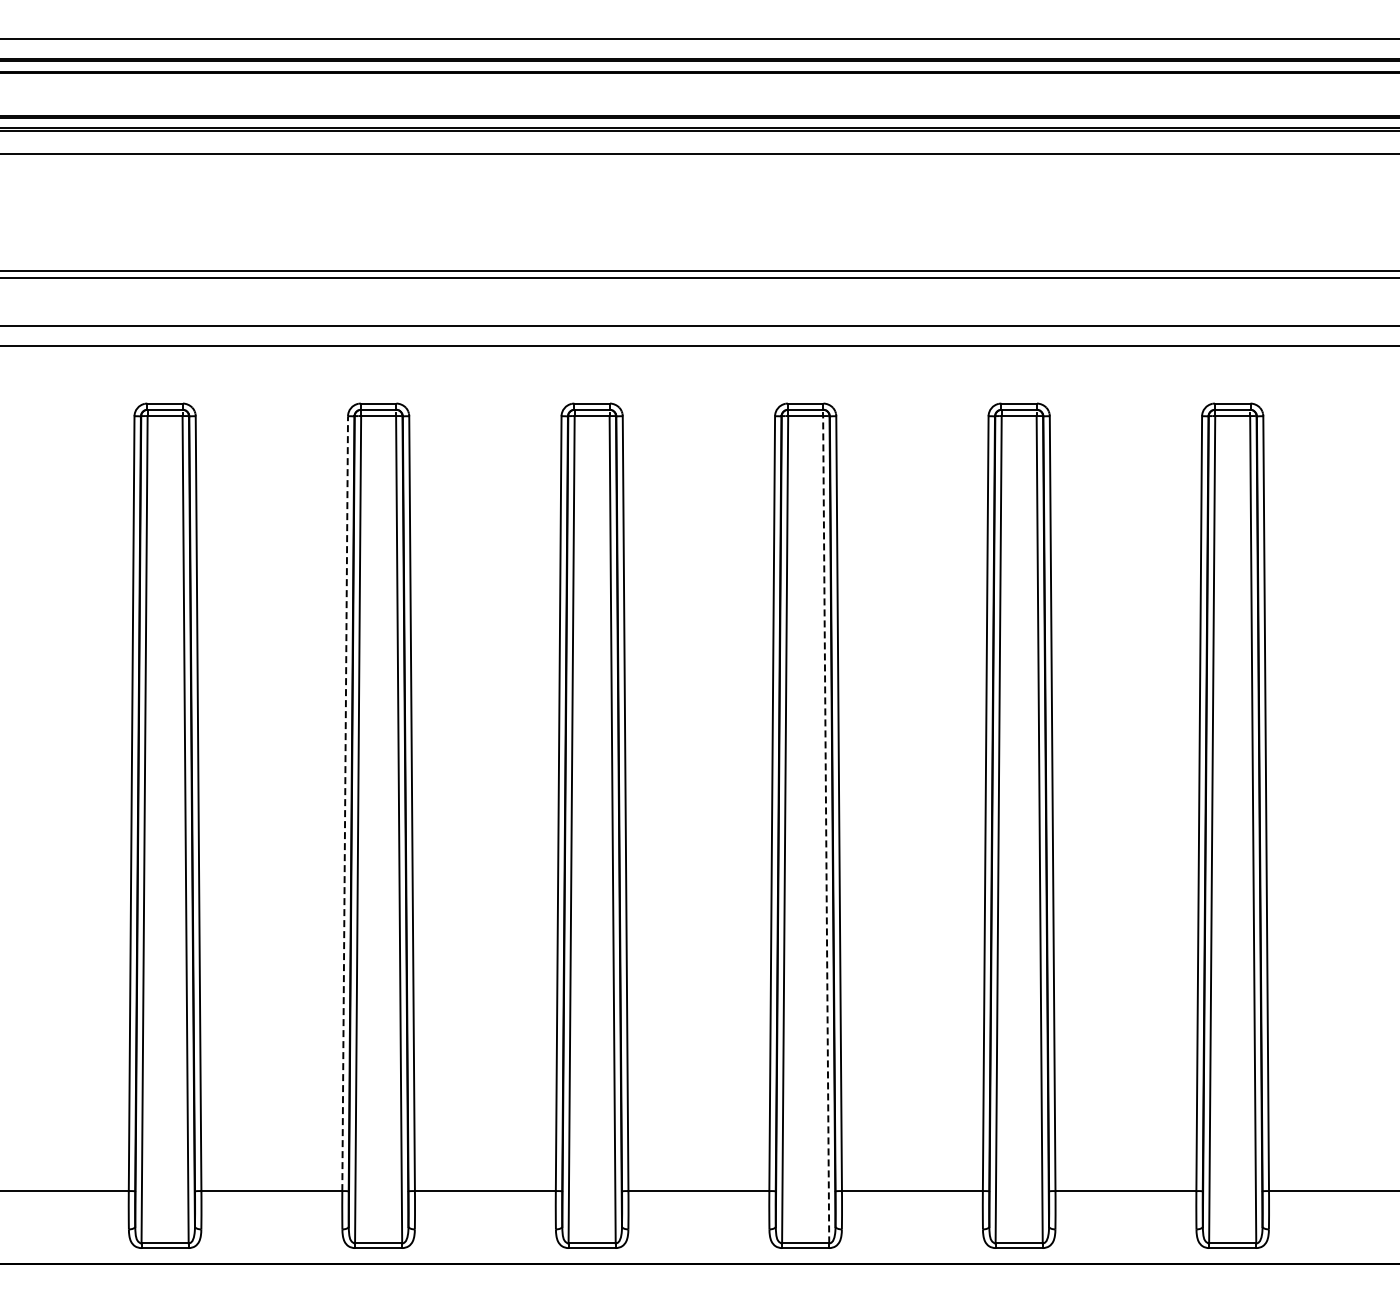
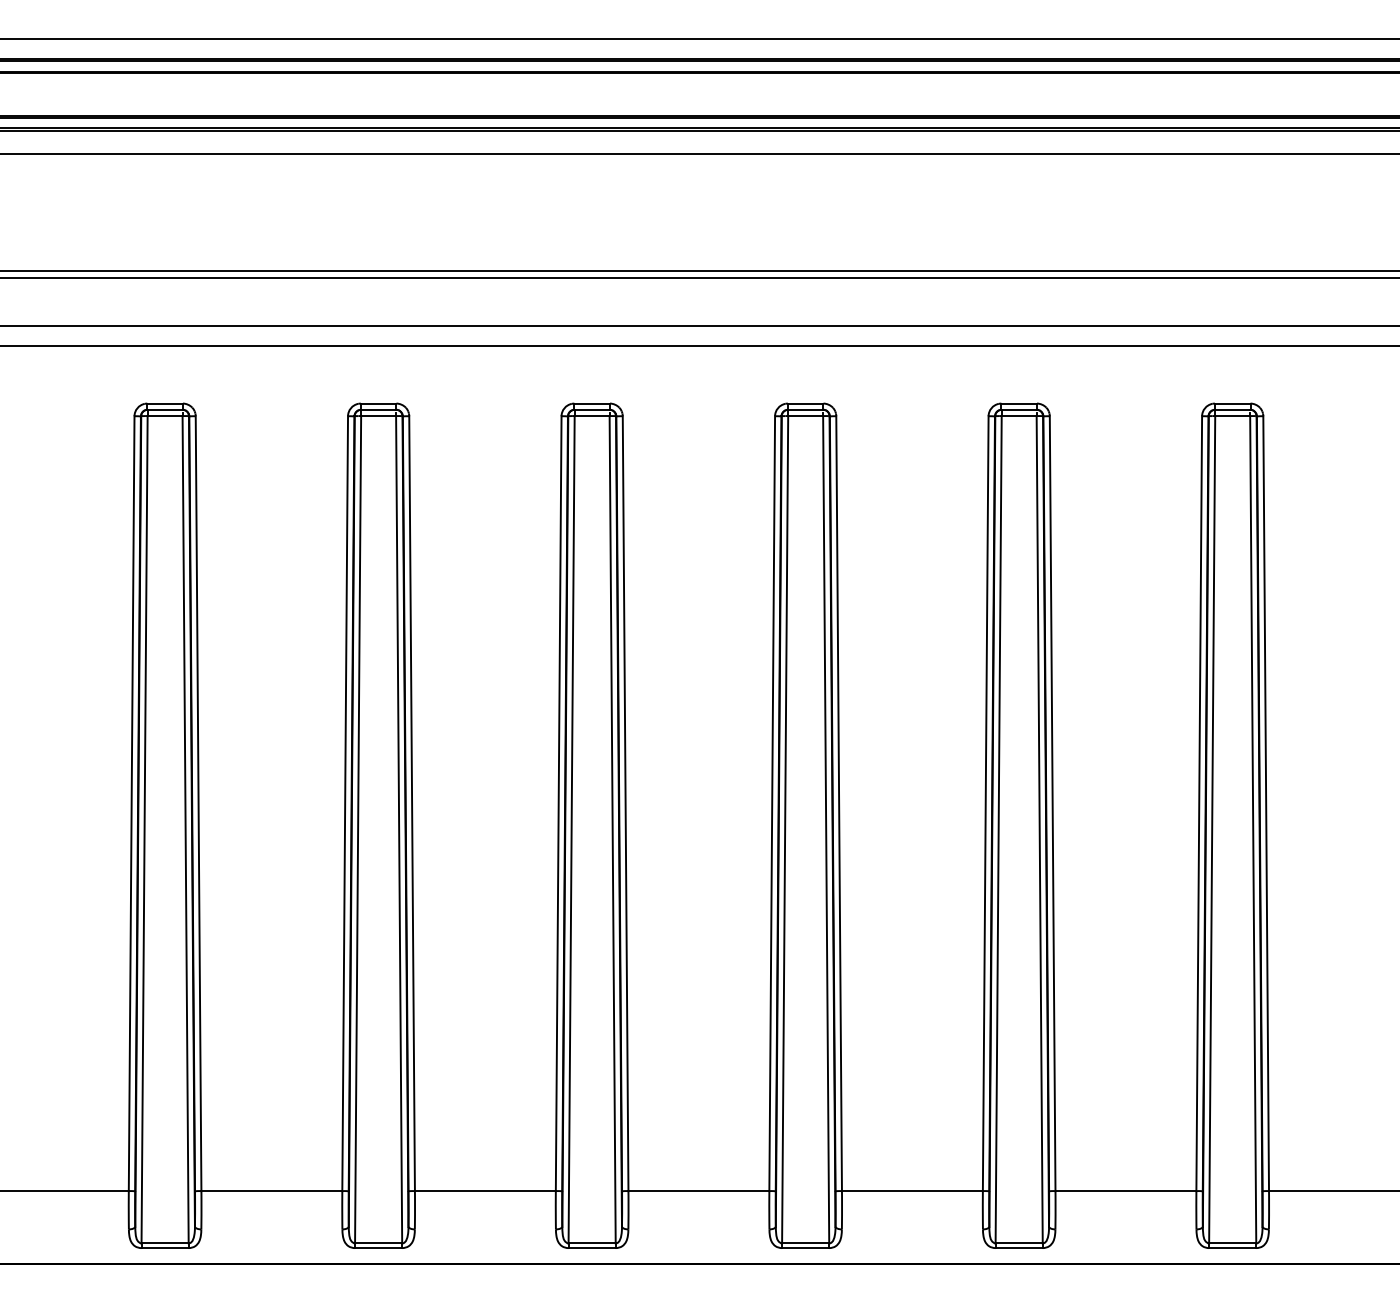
line: dashed -> solid (345, 803)
line: dashed -> solid (826, 829)
